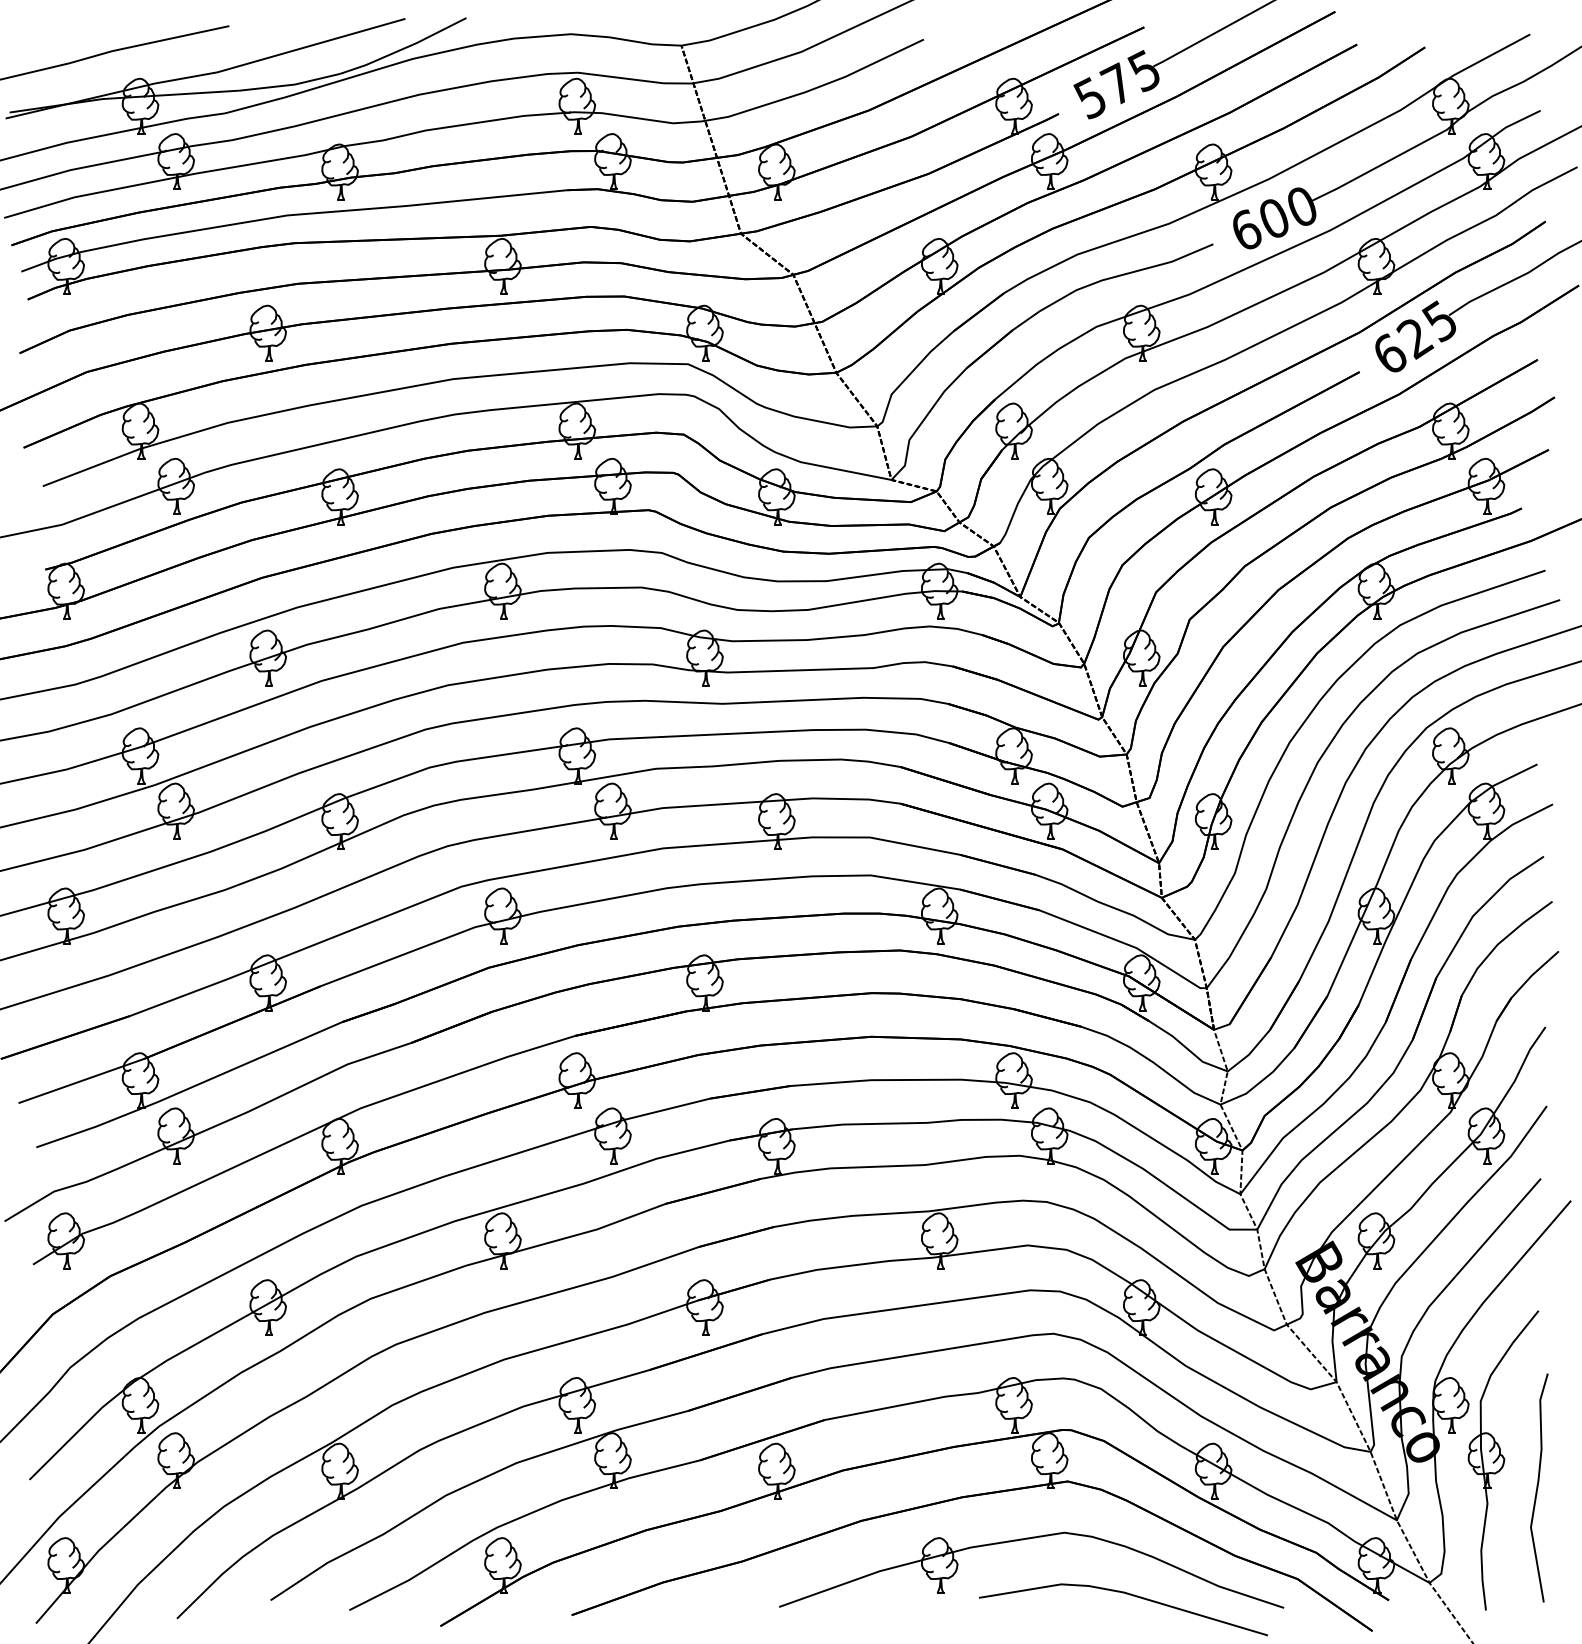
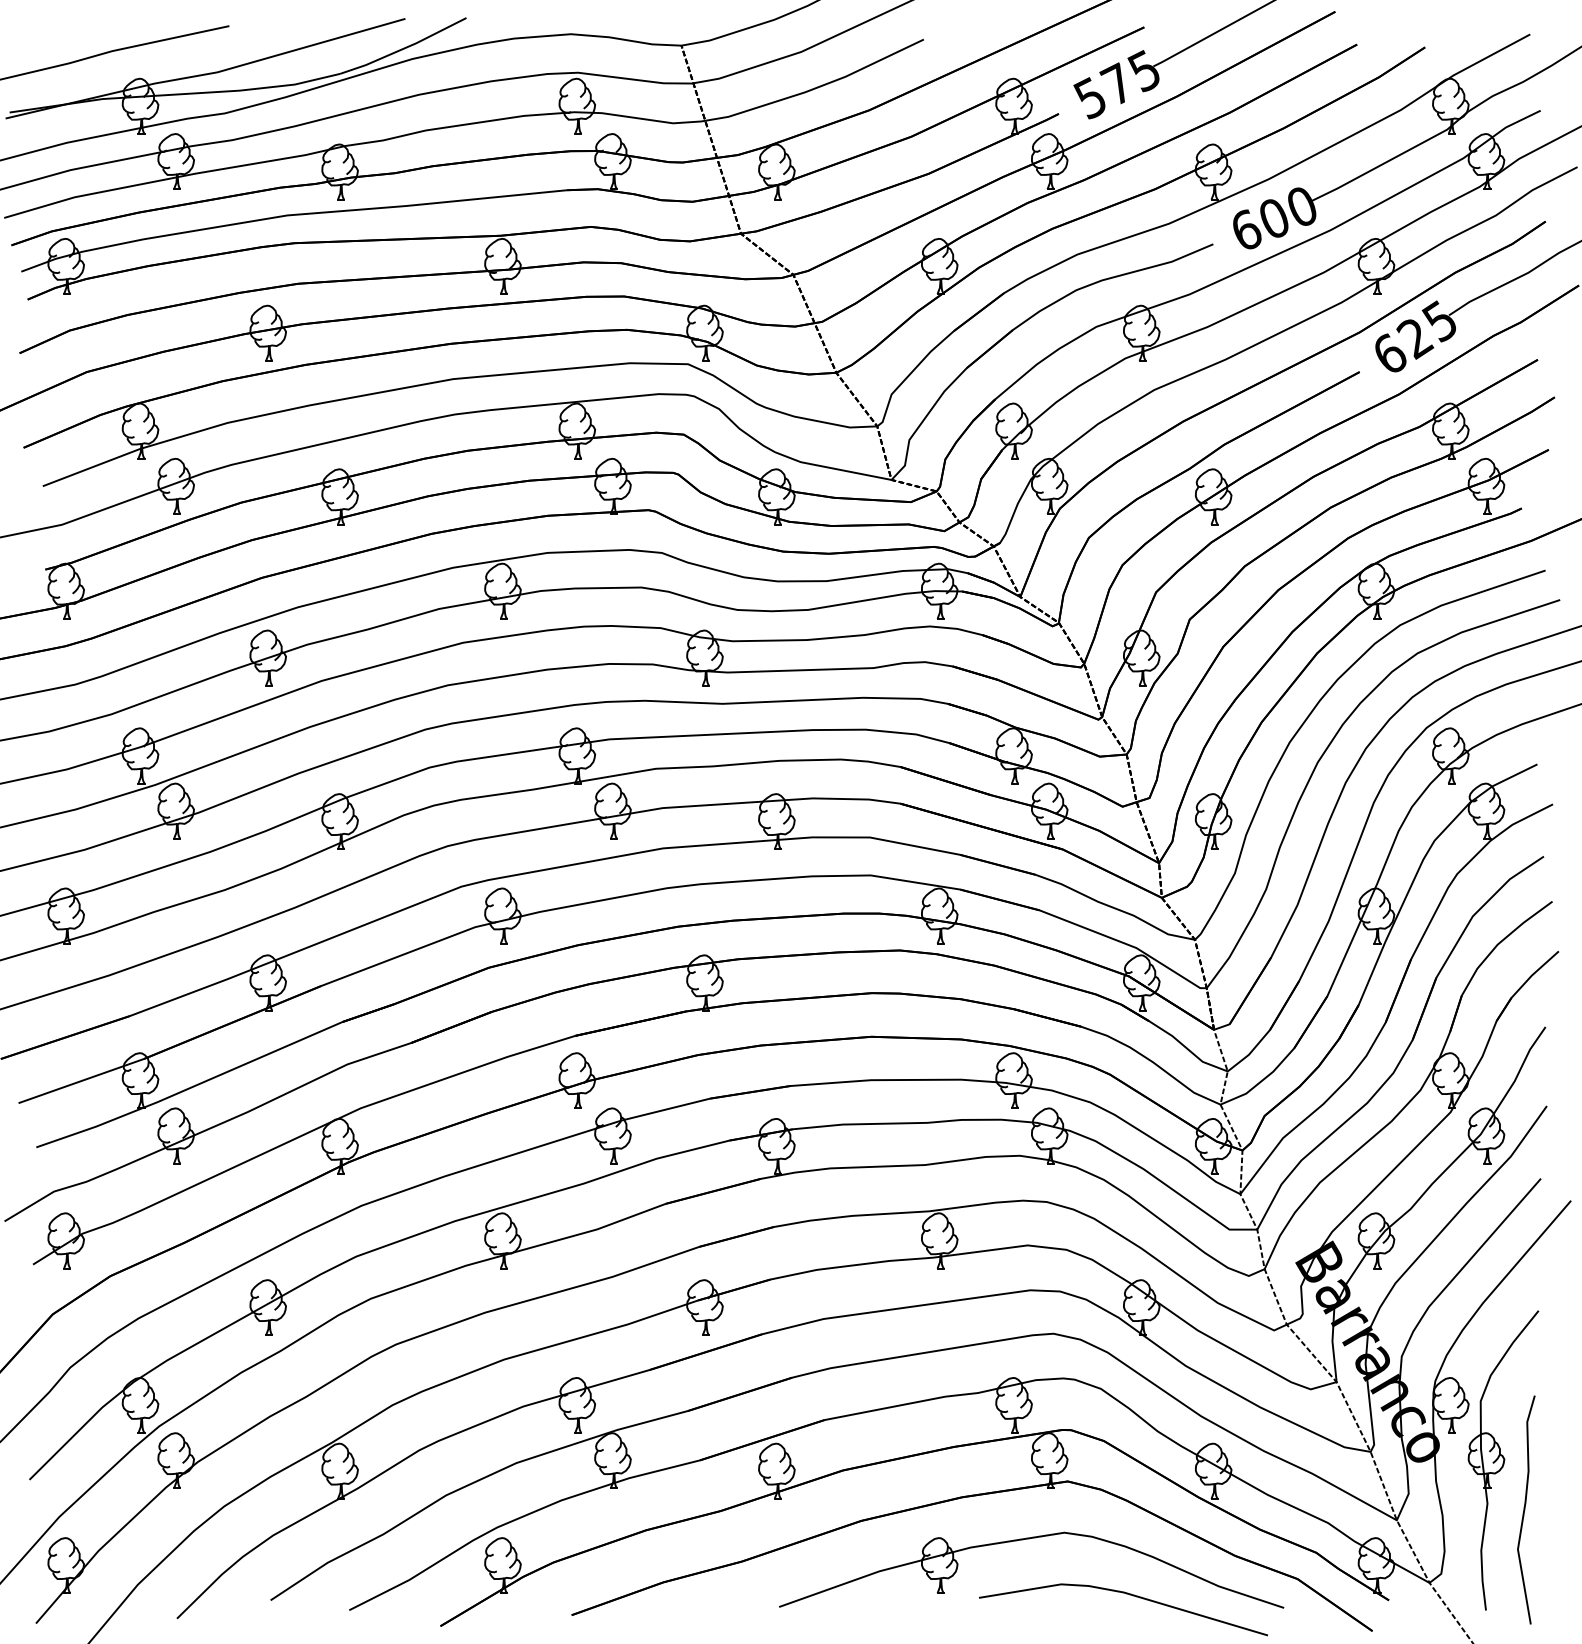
curve position: (1538, 1487) -> (1525, 1509) (1525, 1509)
